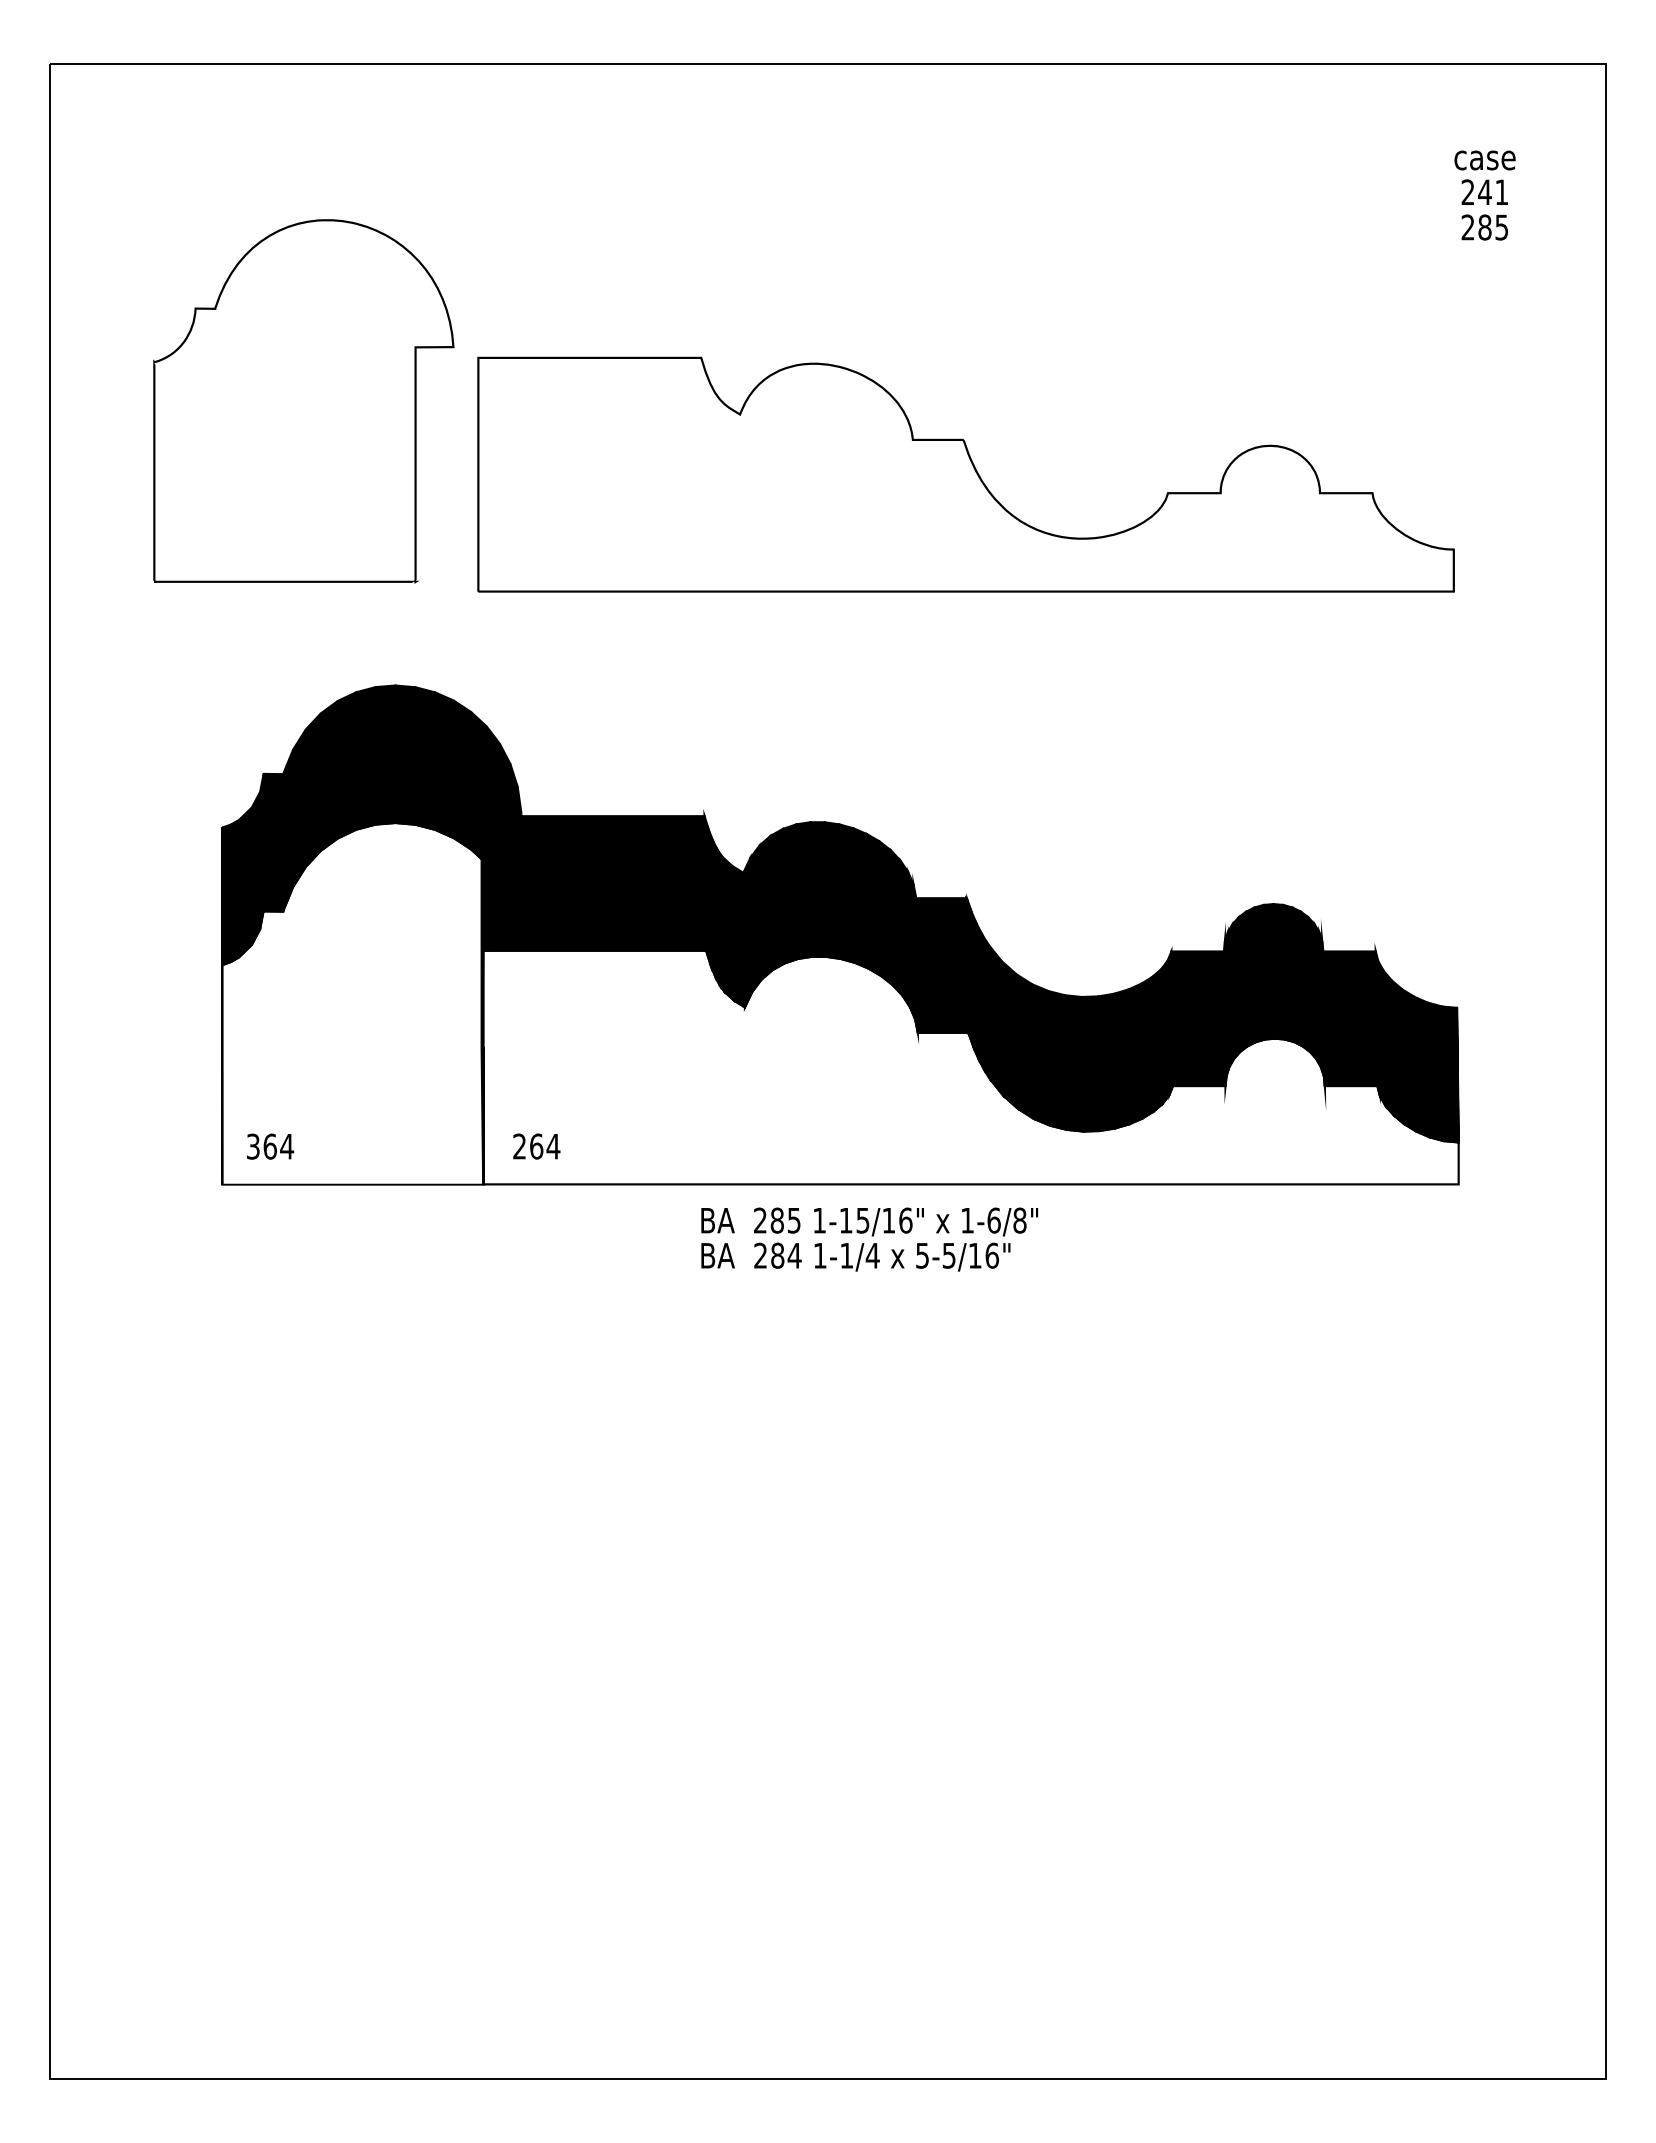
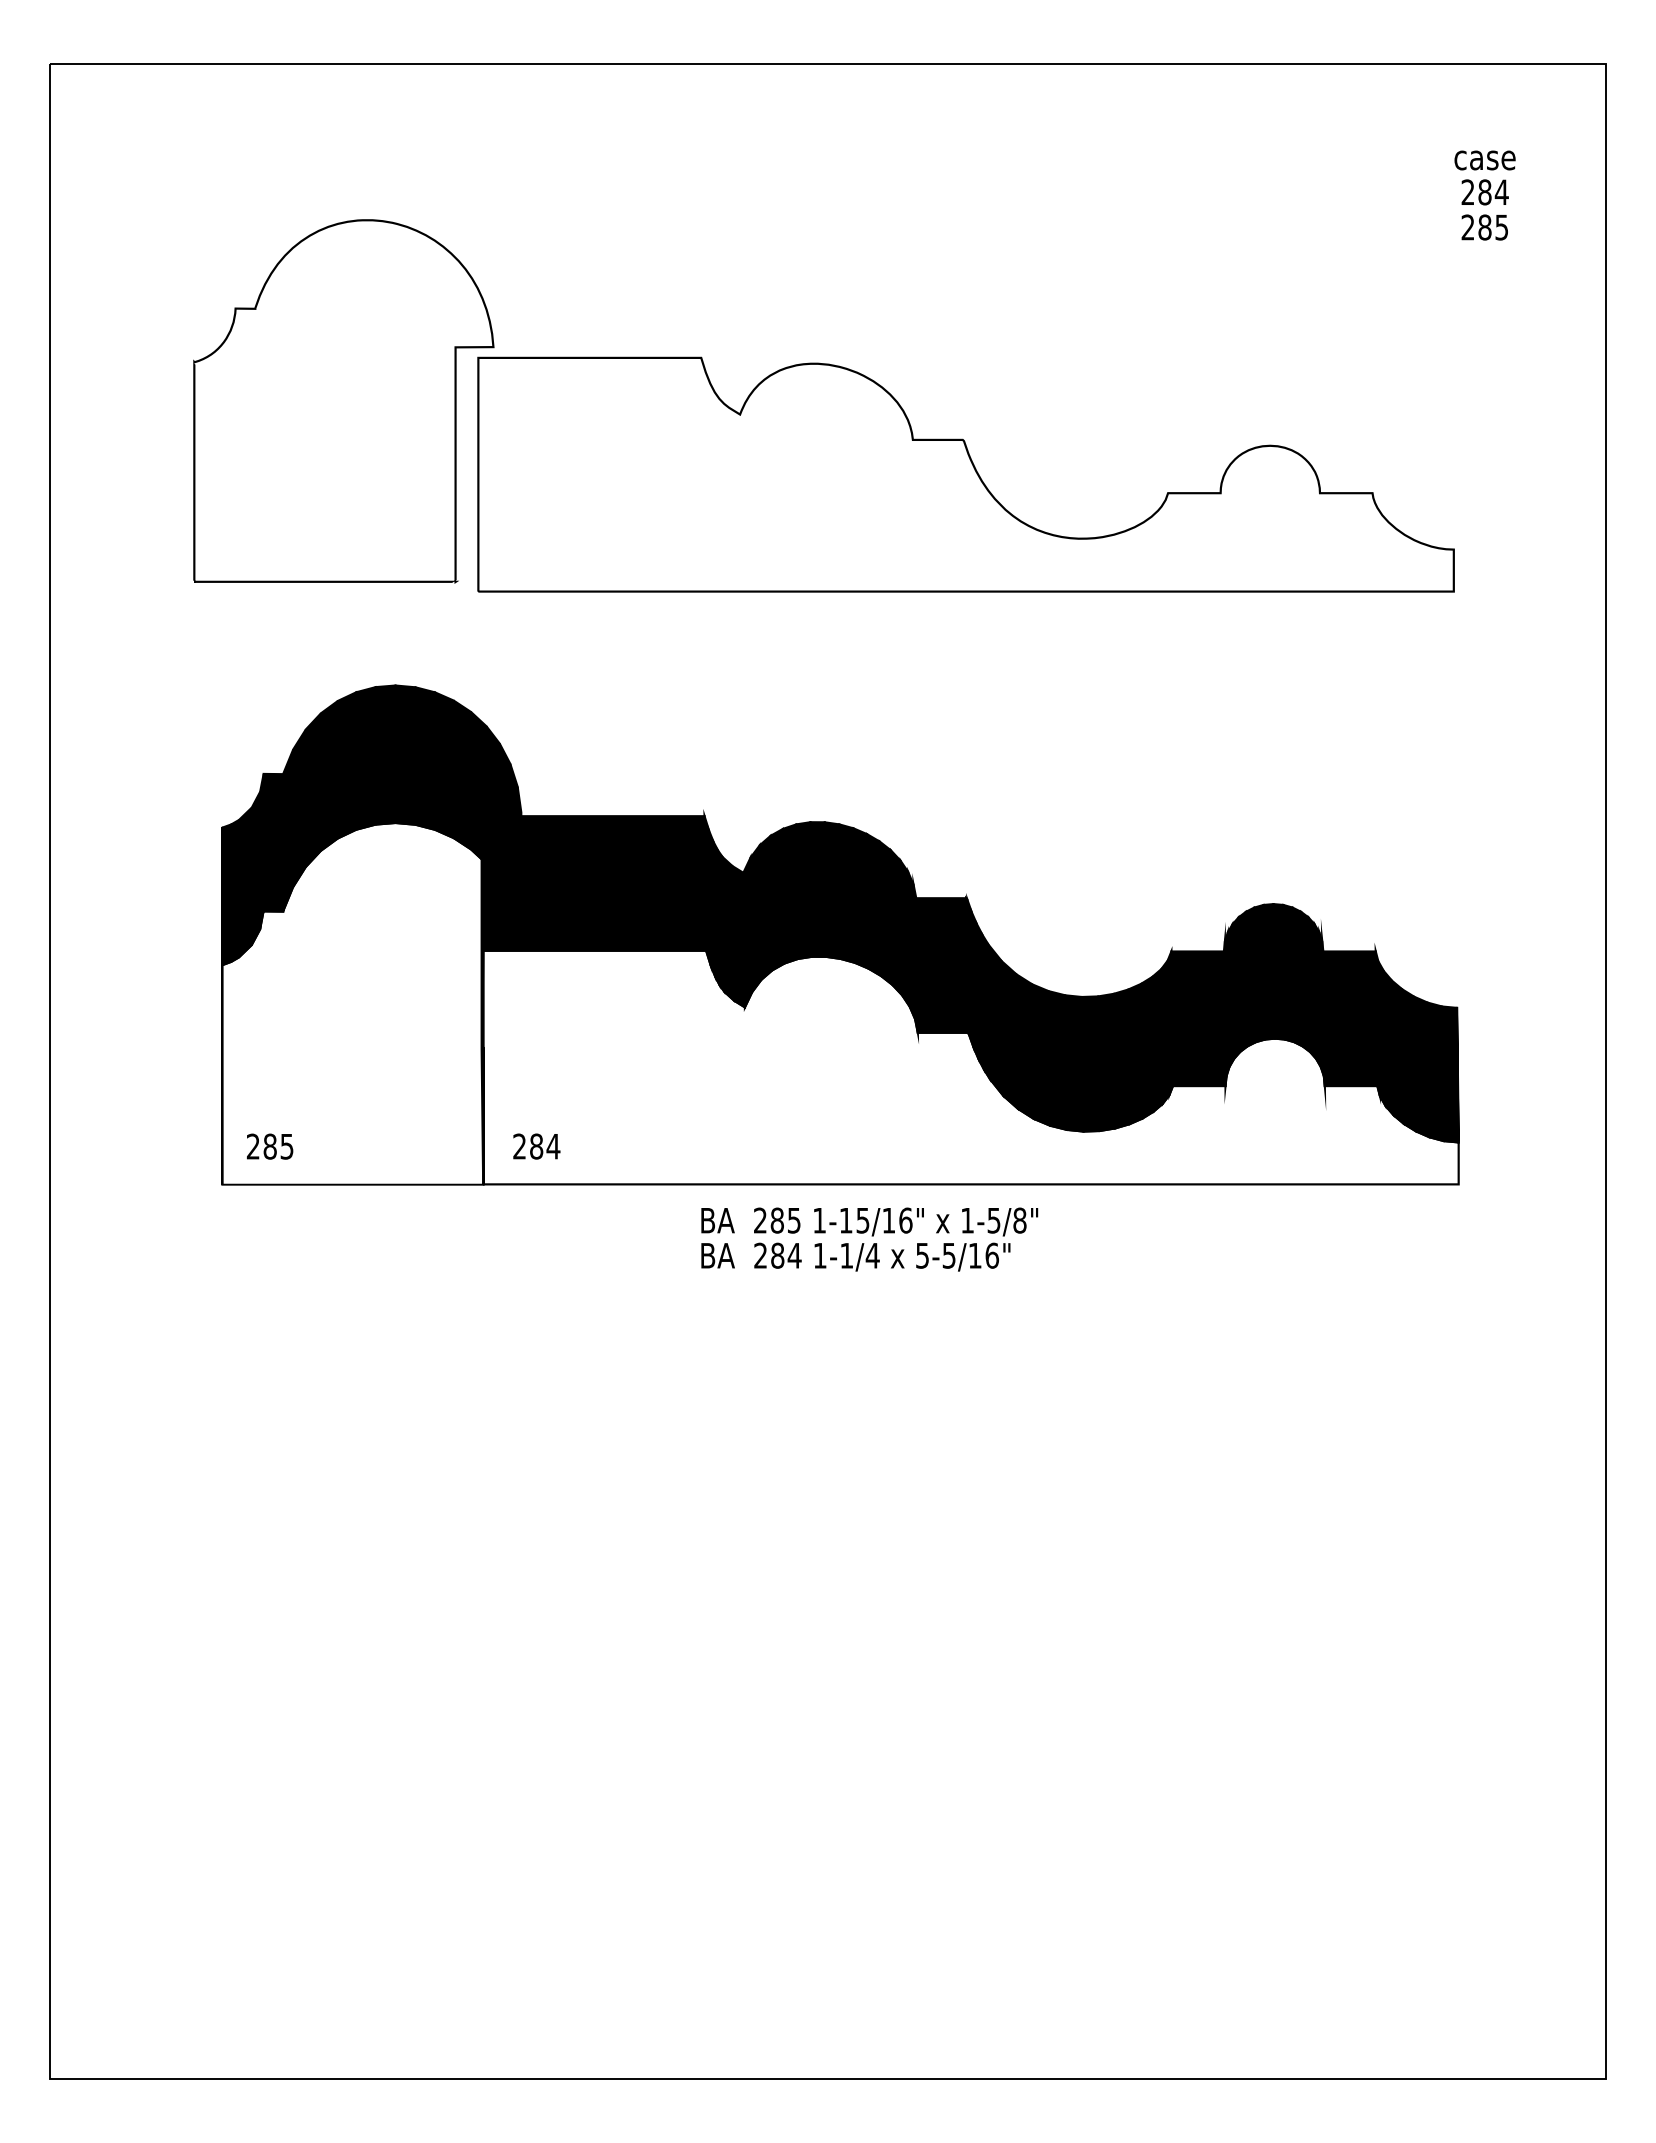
text: 241 -> 284 (1493, 192)
part position: (303, 401) -> (343, 401) (343, 401)
text: 364 -> 285 (270, 1146)
text: 264 -> 284 (536, 1146)
text: 1-6/8" -> 1-5/8" (993, 1220)
